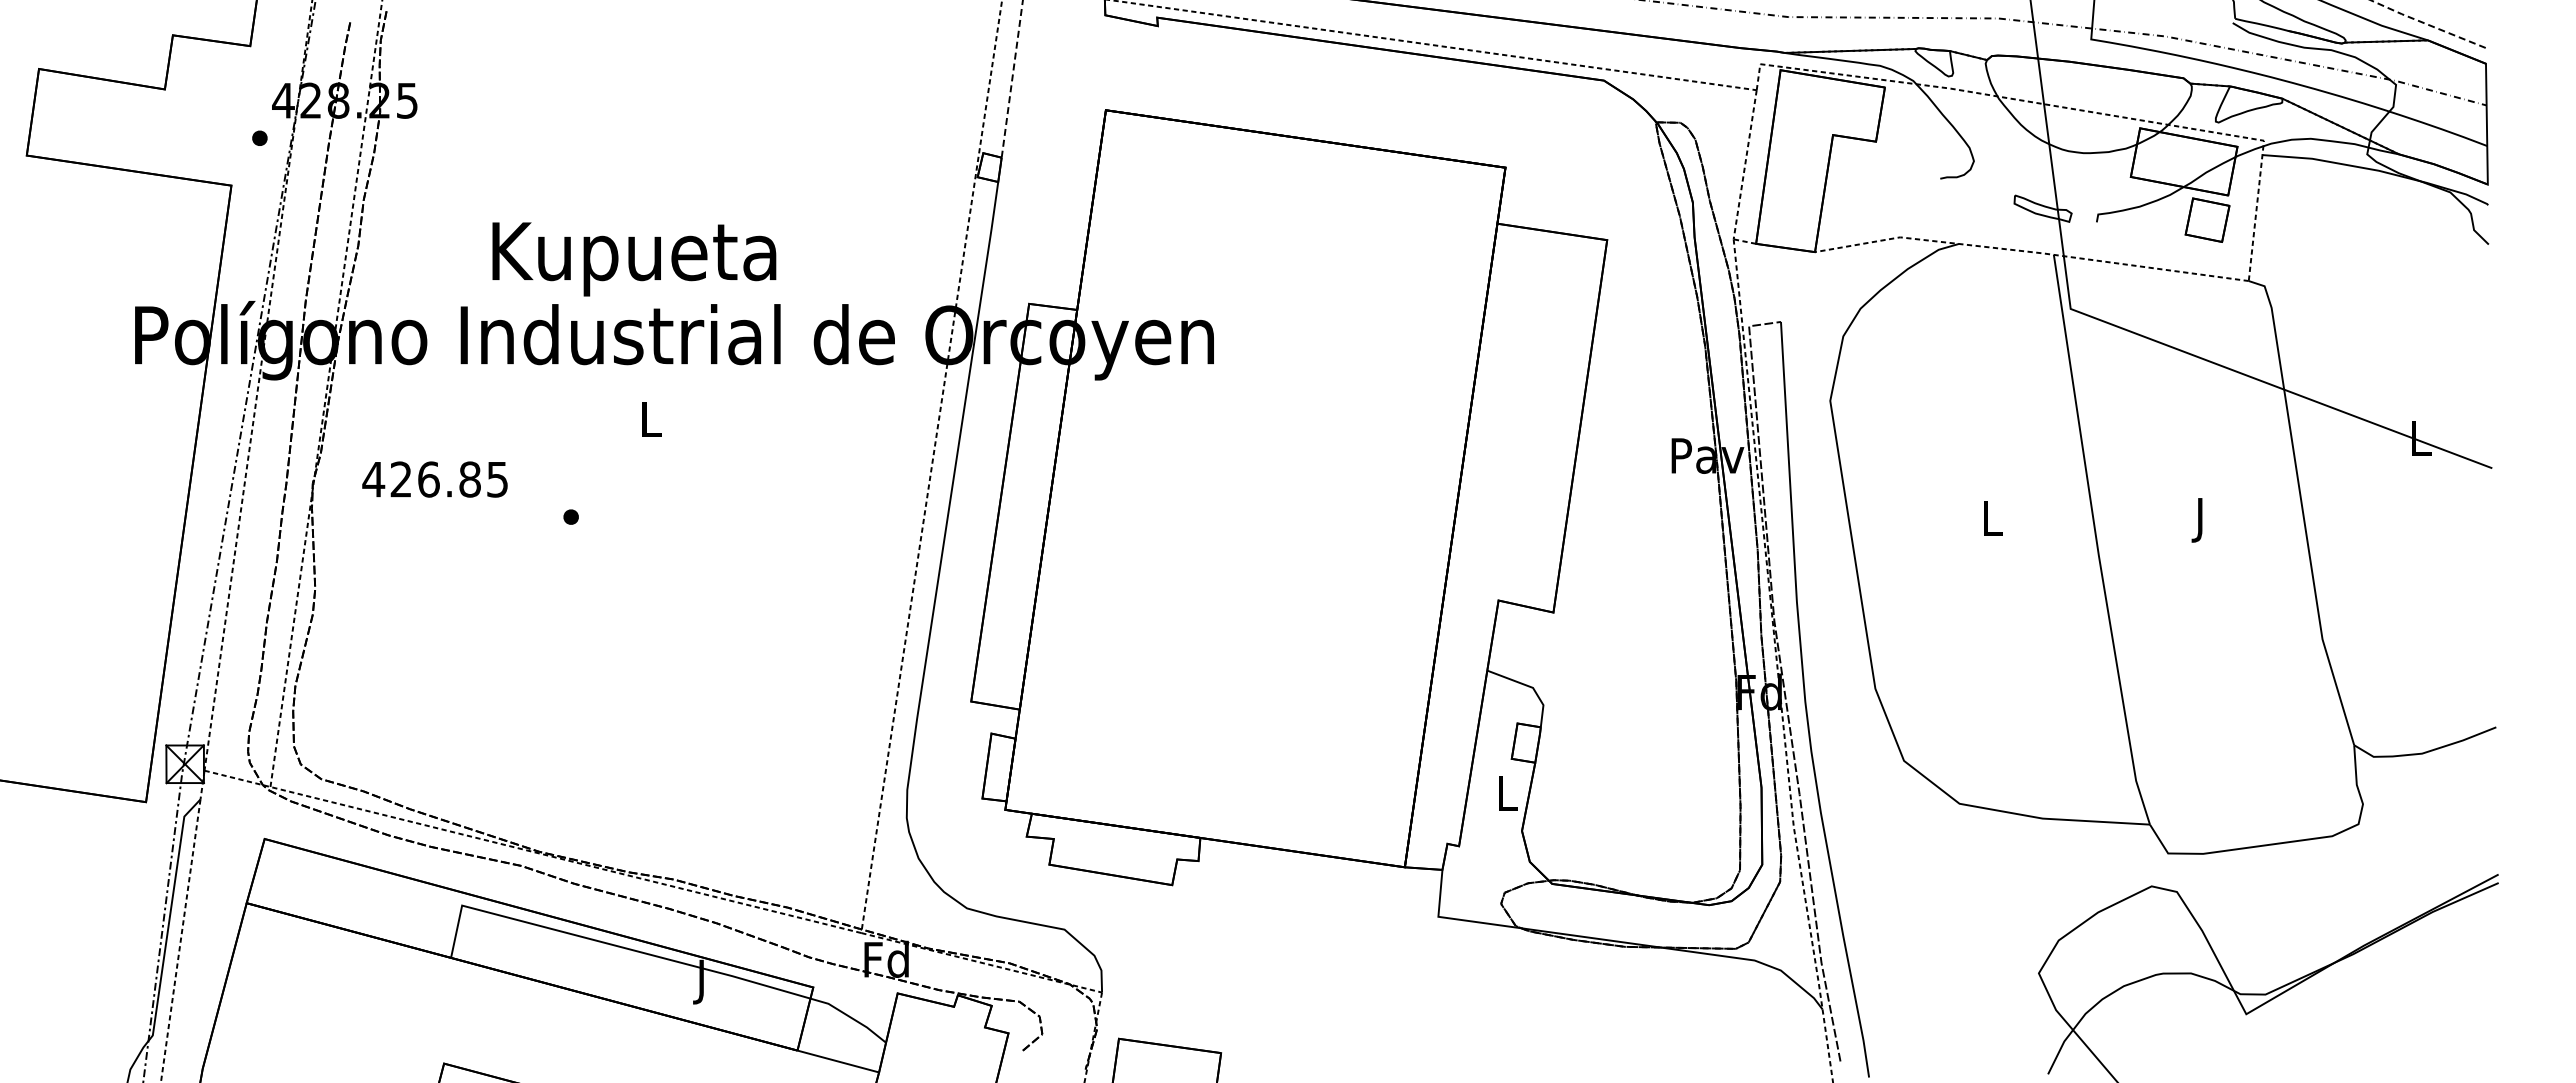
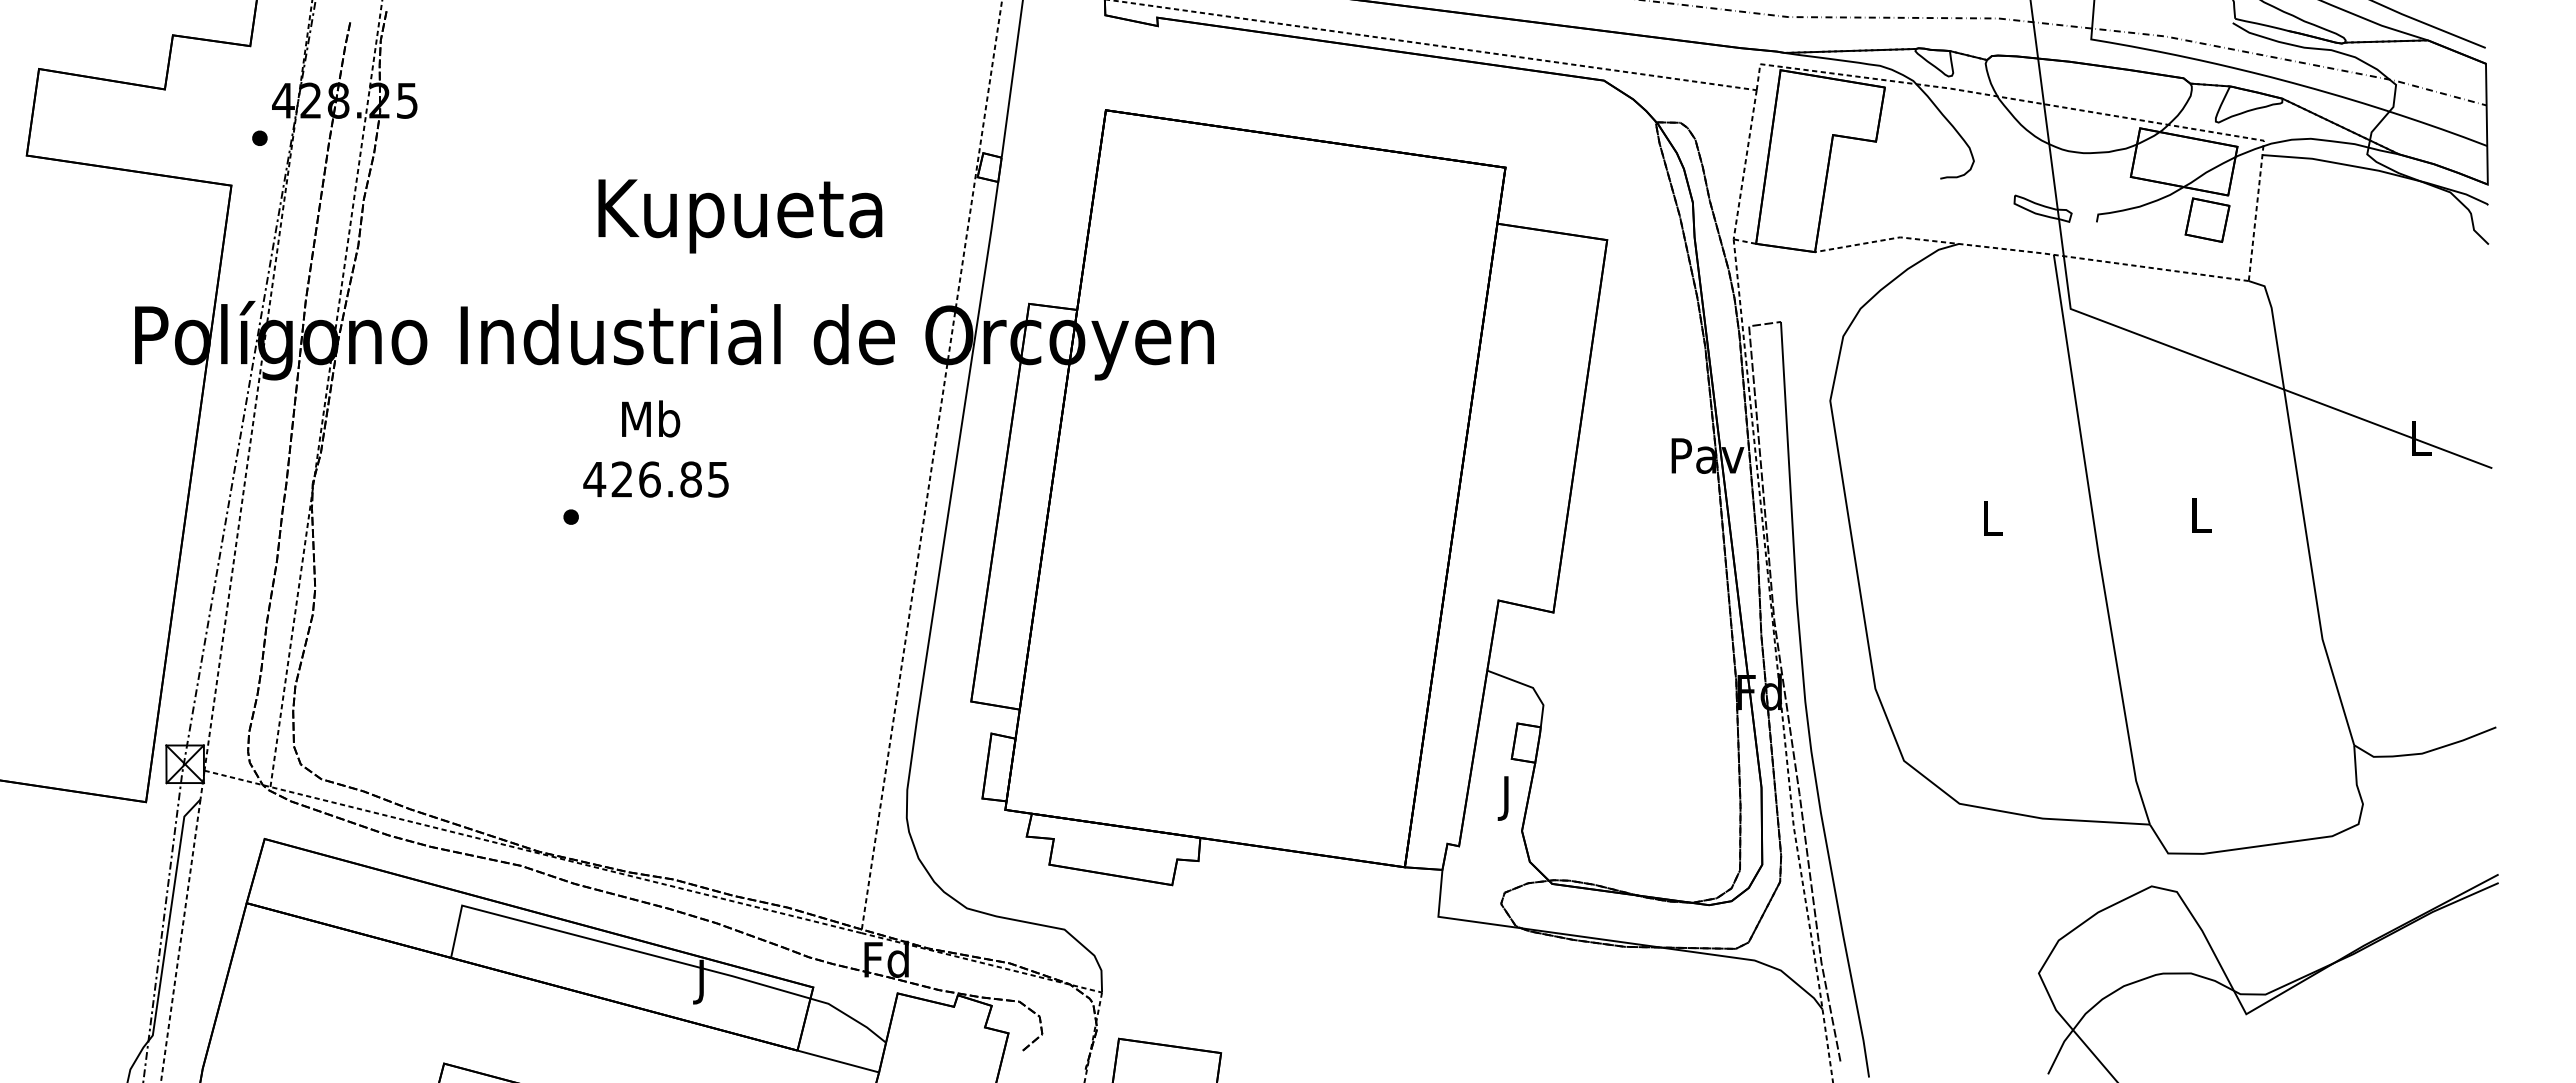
line: dashed -> solid (2427, 24)
line: dashed -> solid (1012, 78)
text position: (634, 259) -> (740, 216) (740, 216)
text: L -> Mb (651, 418)
text position: (434, 479) -> (655, 479) (655, 479)
text: J -> L (2201, 520)
text: L -> J (1507, 798)
